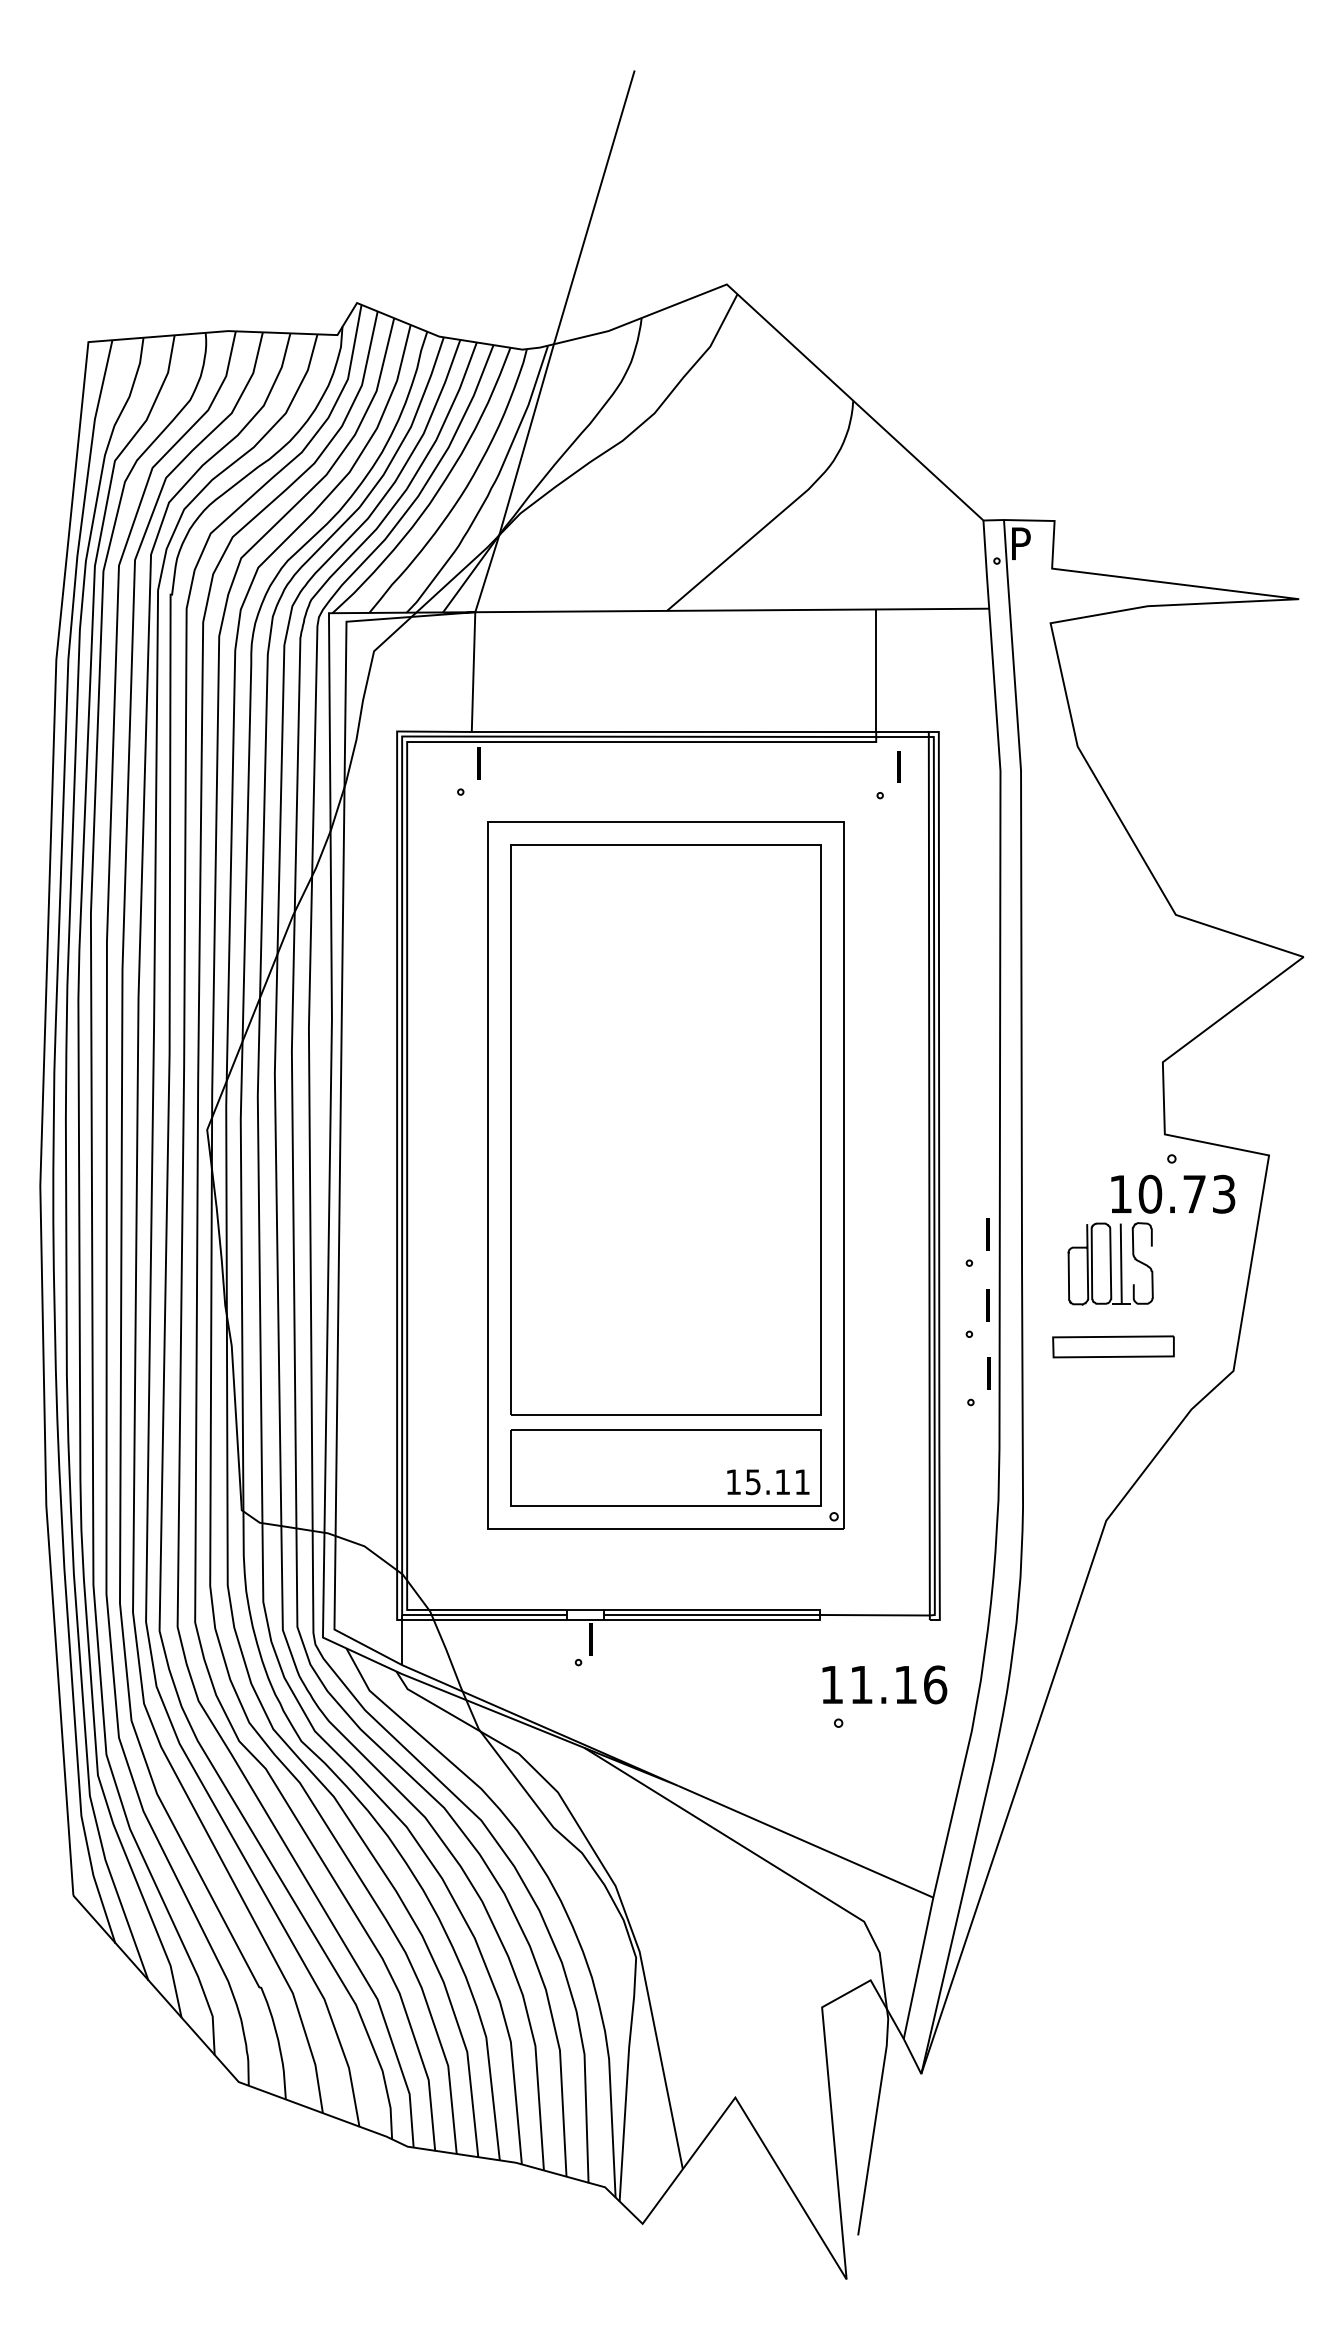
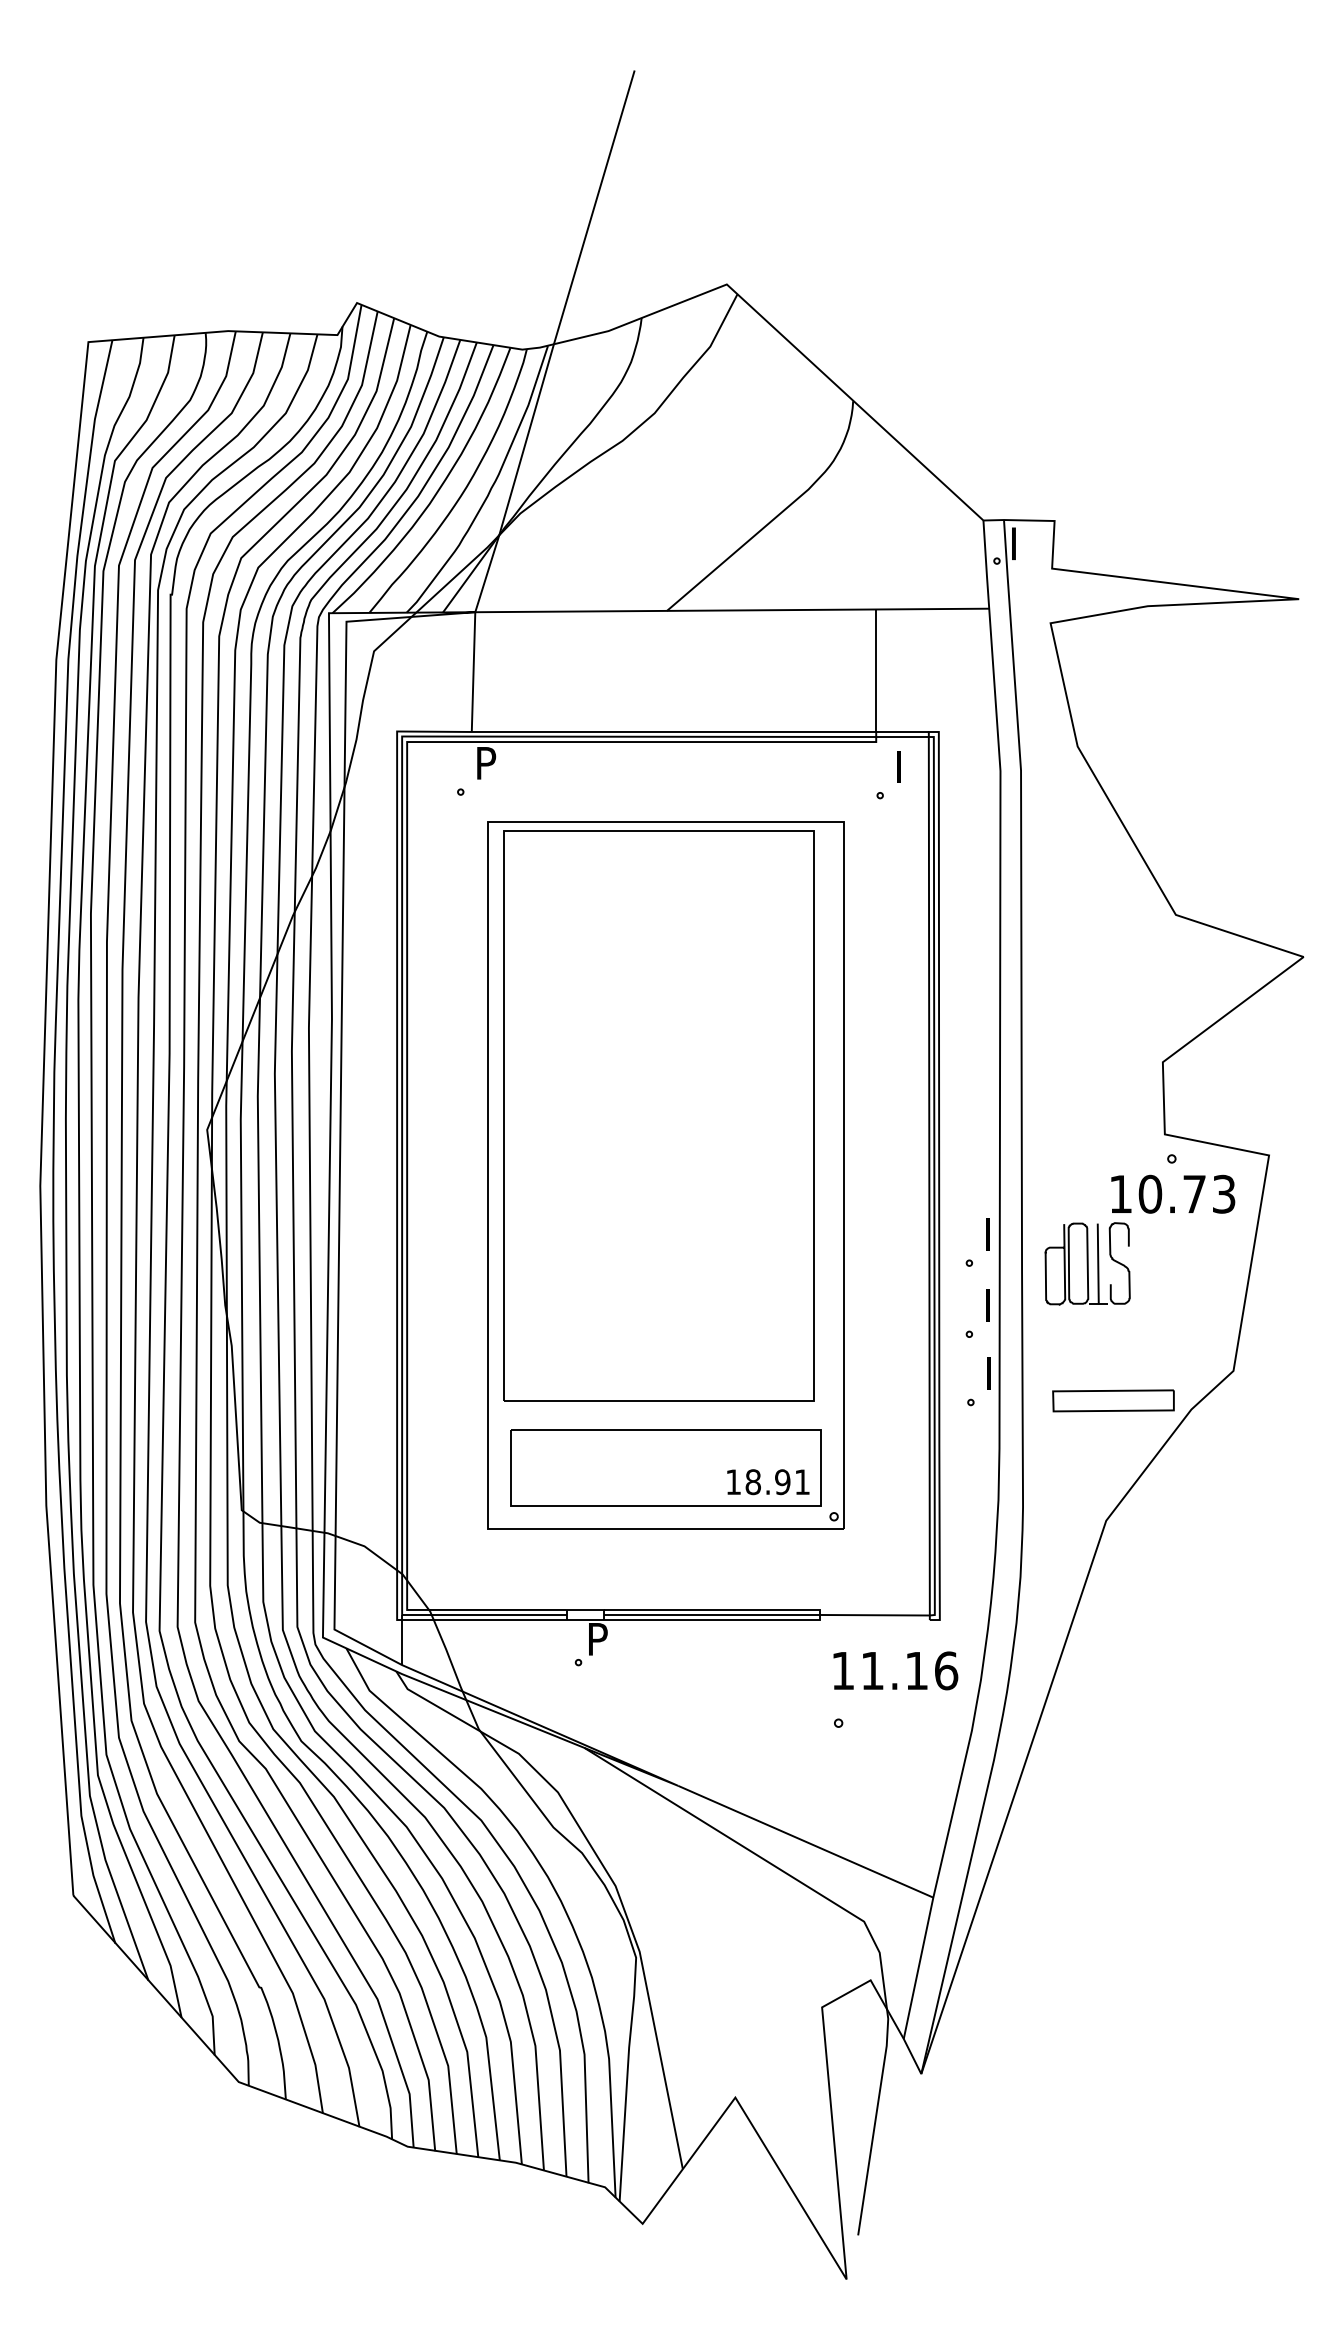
text: P -> I (1023, 536)
text: I -> P (486, 763)
part position: (665, 1129) -> (658, 1115) (658, 1115)
part position: (1110, 1263) -> (1087, 1263) (1087, 1263)
part position: (1113, 1346) -> (1113, 1400) (1113, 1400)
text: 15.11 -> 18.91 (767, 1482)
text: I -> P (598, 1639)
text position: (884, 1684) -> (895, 1670) (895, 1670)
